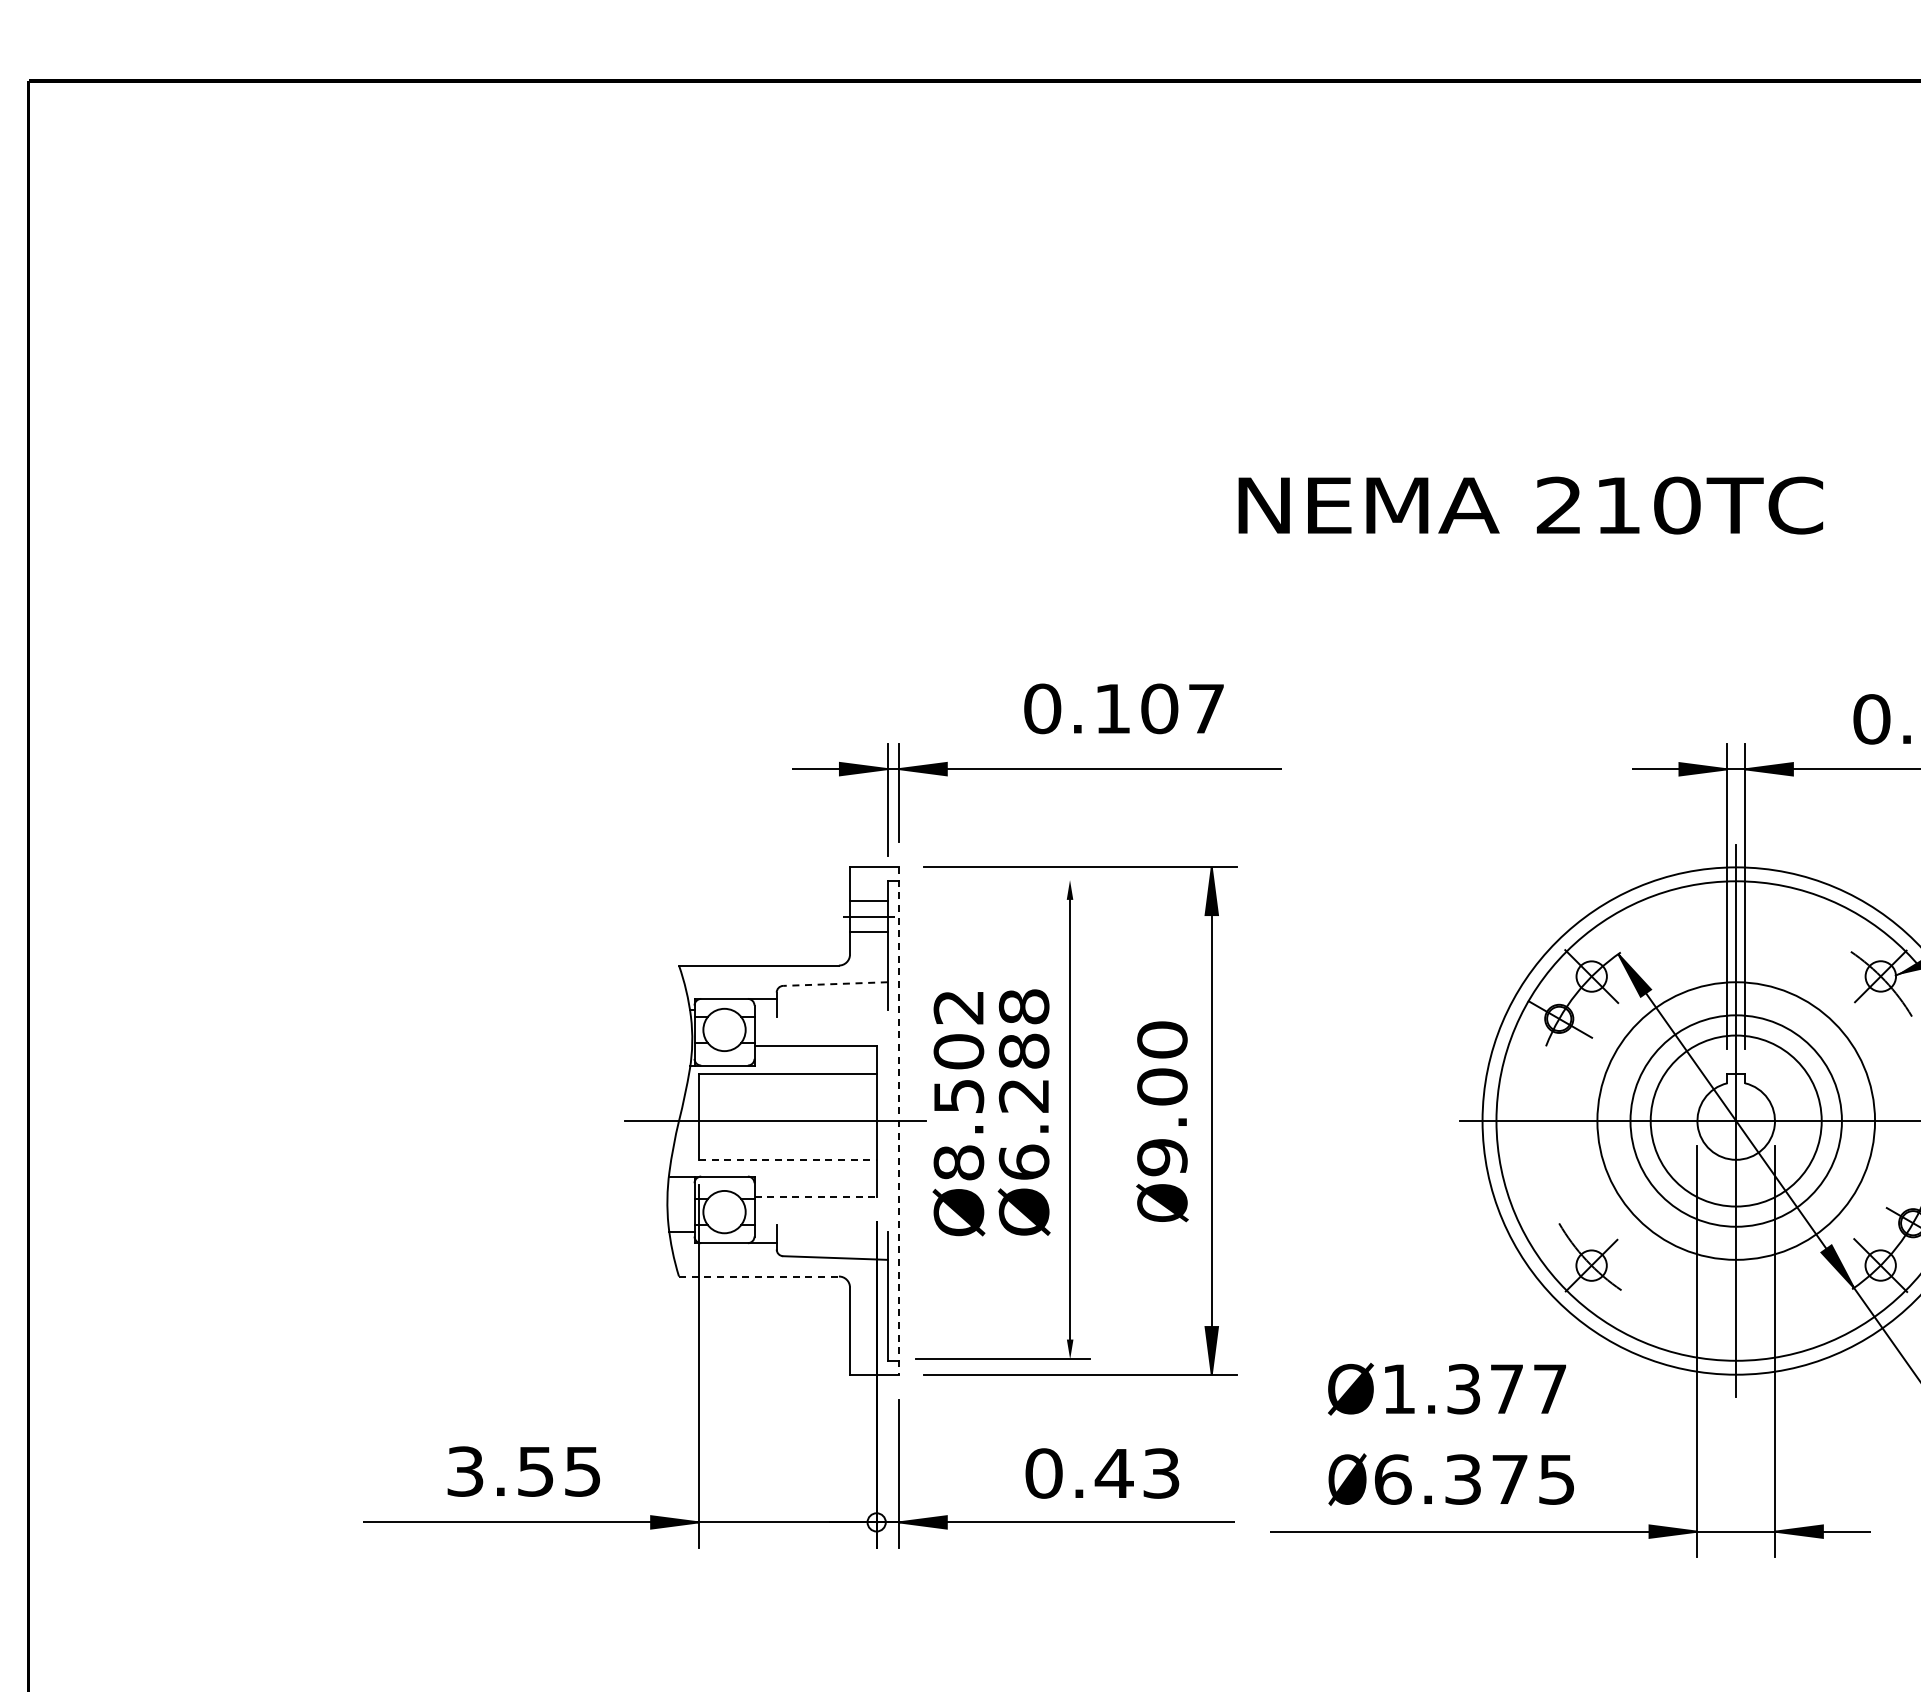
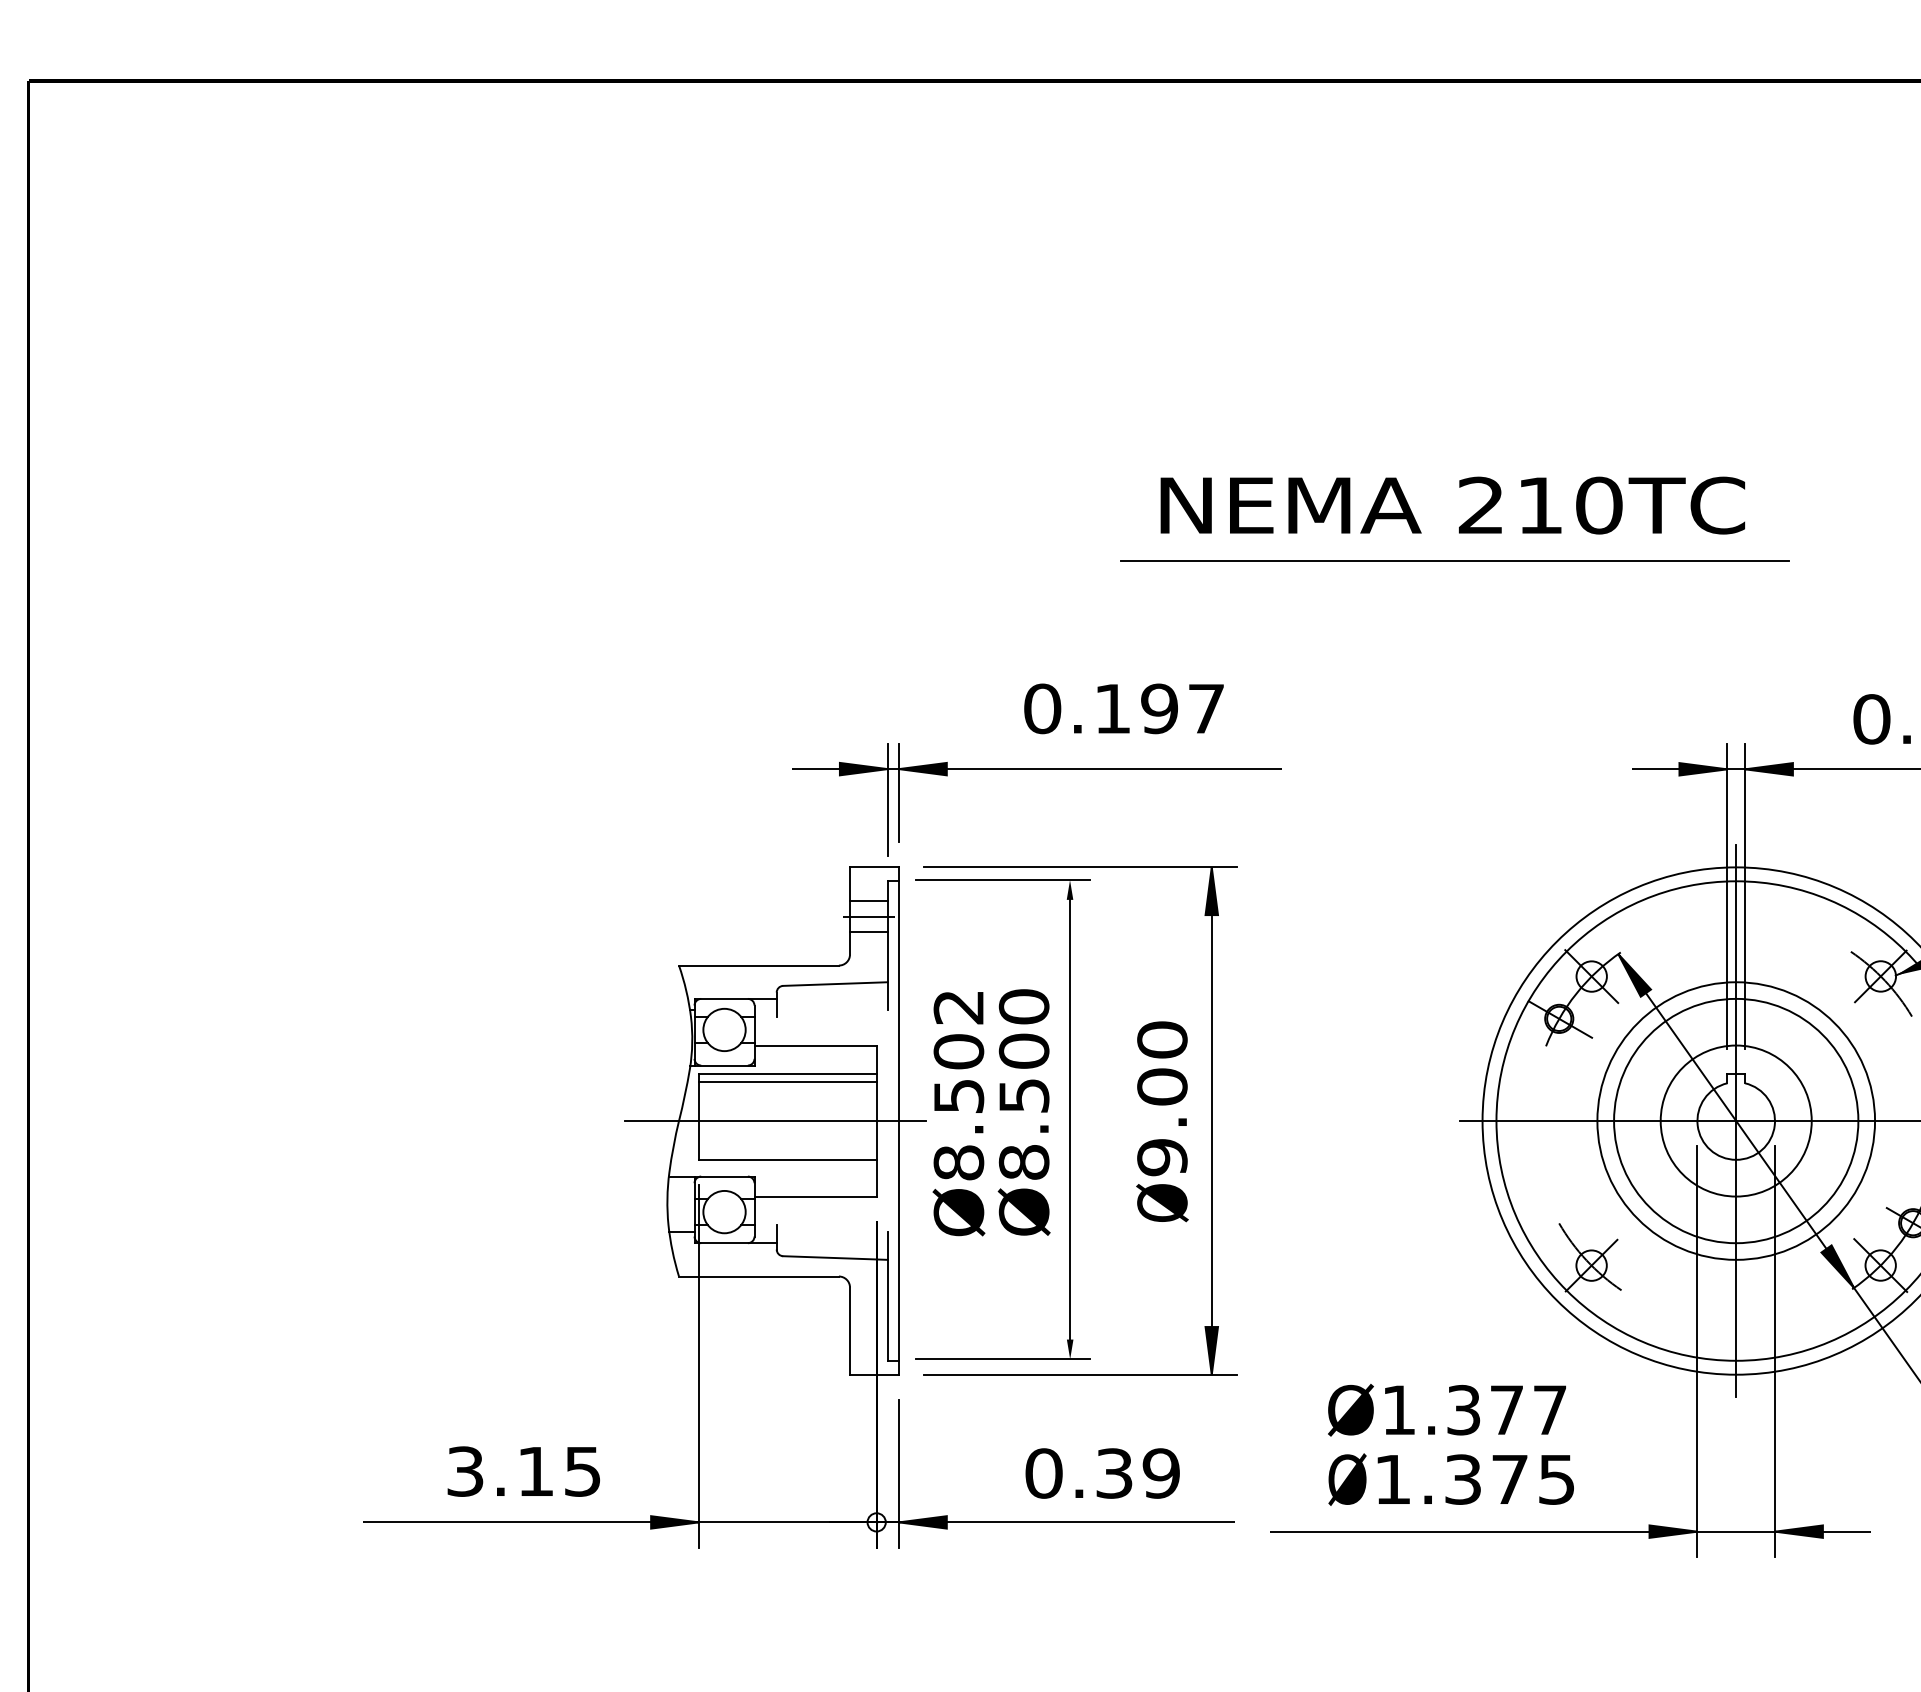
text position: (1530, 505) -> (1452, 505) (1452, 505)
line: none -> present (1454, 561)
text: 0.107 -> 0.197 (1159, 708)
line: none -> present (1002, 880)
line: dashed -> solid (834, 984)
line: none -> present (787, 1082)
text: Ø6.288 -> Ø8.500 (1023, 1084)
circle diameter: 171 px -> 244 px (1736, 1120)
circle diameter: 211 px -> 151 px (1735, 1120)
line: dashed -> solid (898, 1121)
line: dashed -> solid (787, 1159)
line: dashed -> solid (816, 1196)
line: dashed -> solid (758, 1276)
text position: (1446, 1389) -> (1446, 1410) (1446, 1410)
text: 3.55 -> 3.15 (535, 1471)
text: 0.43 -> 0.39 (1136, 1473)
text: 6.375 -> 1.375 (1392, 1479)
